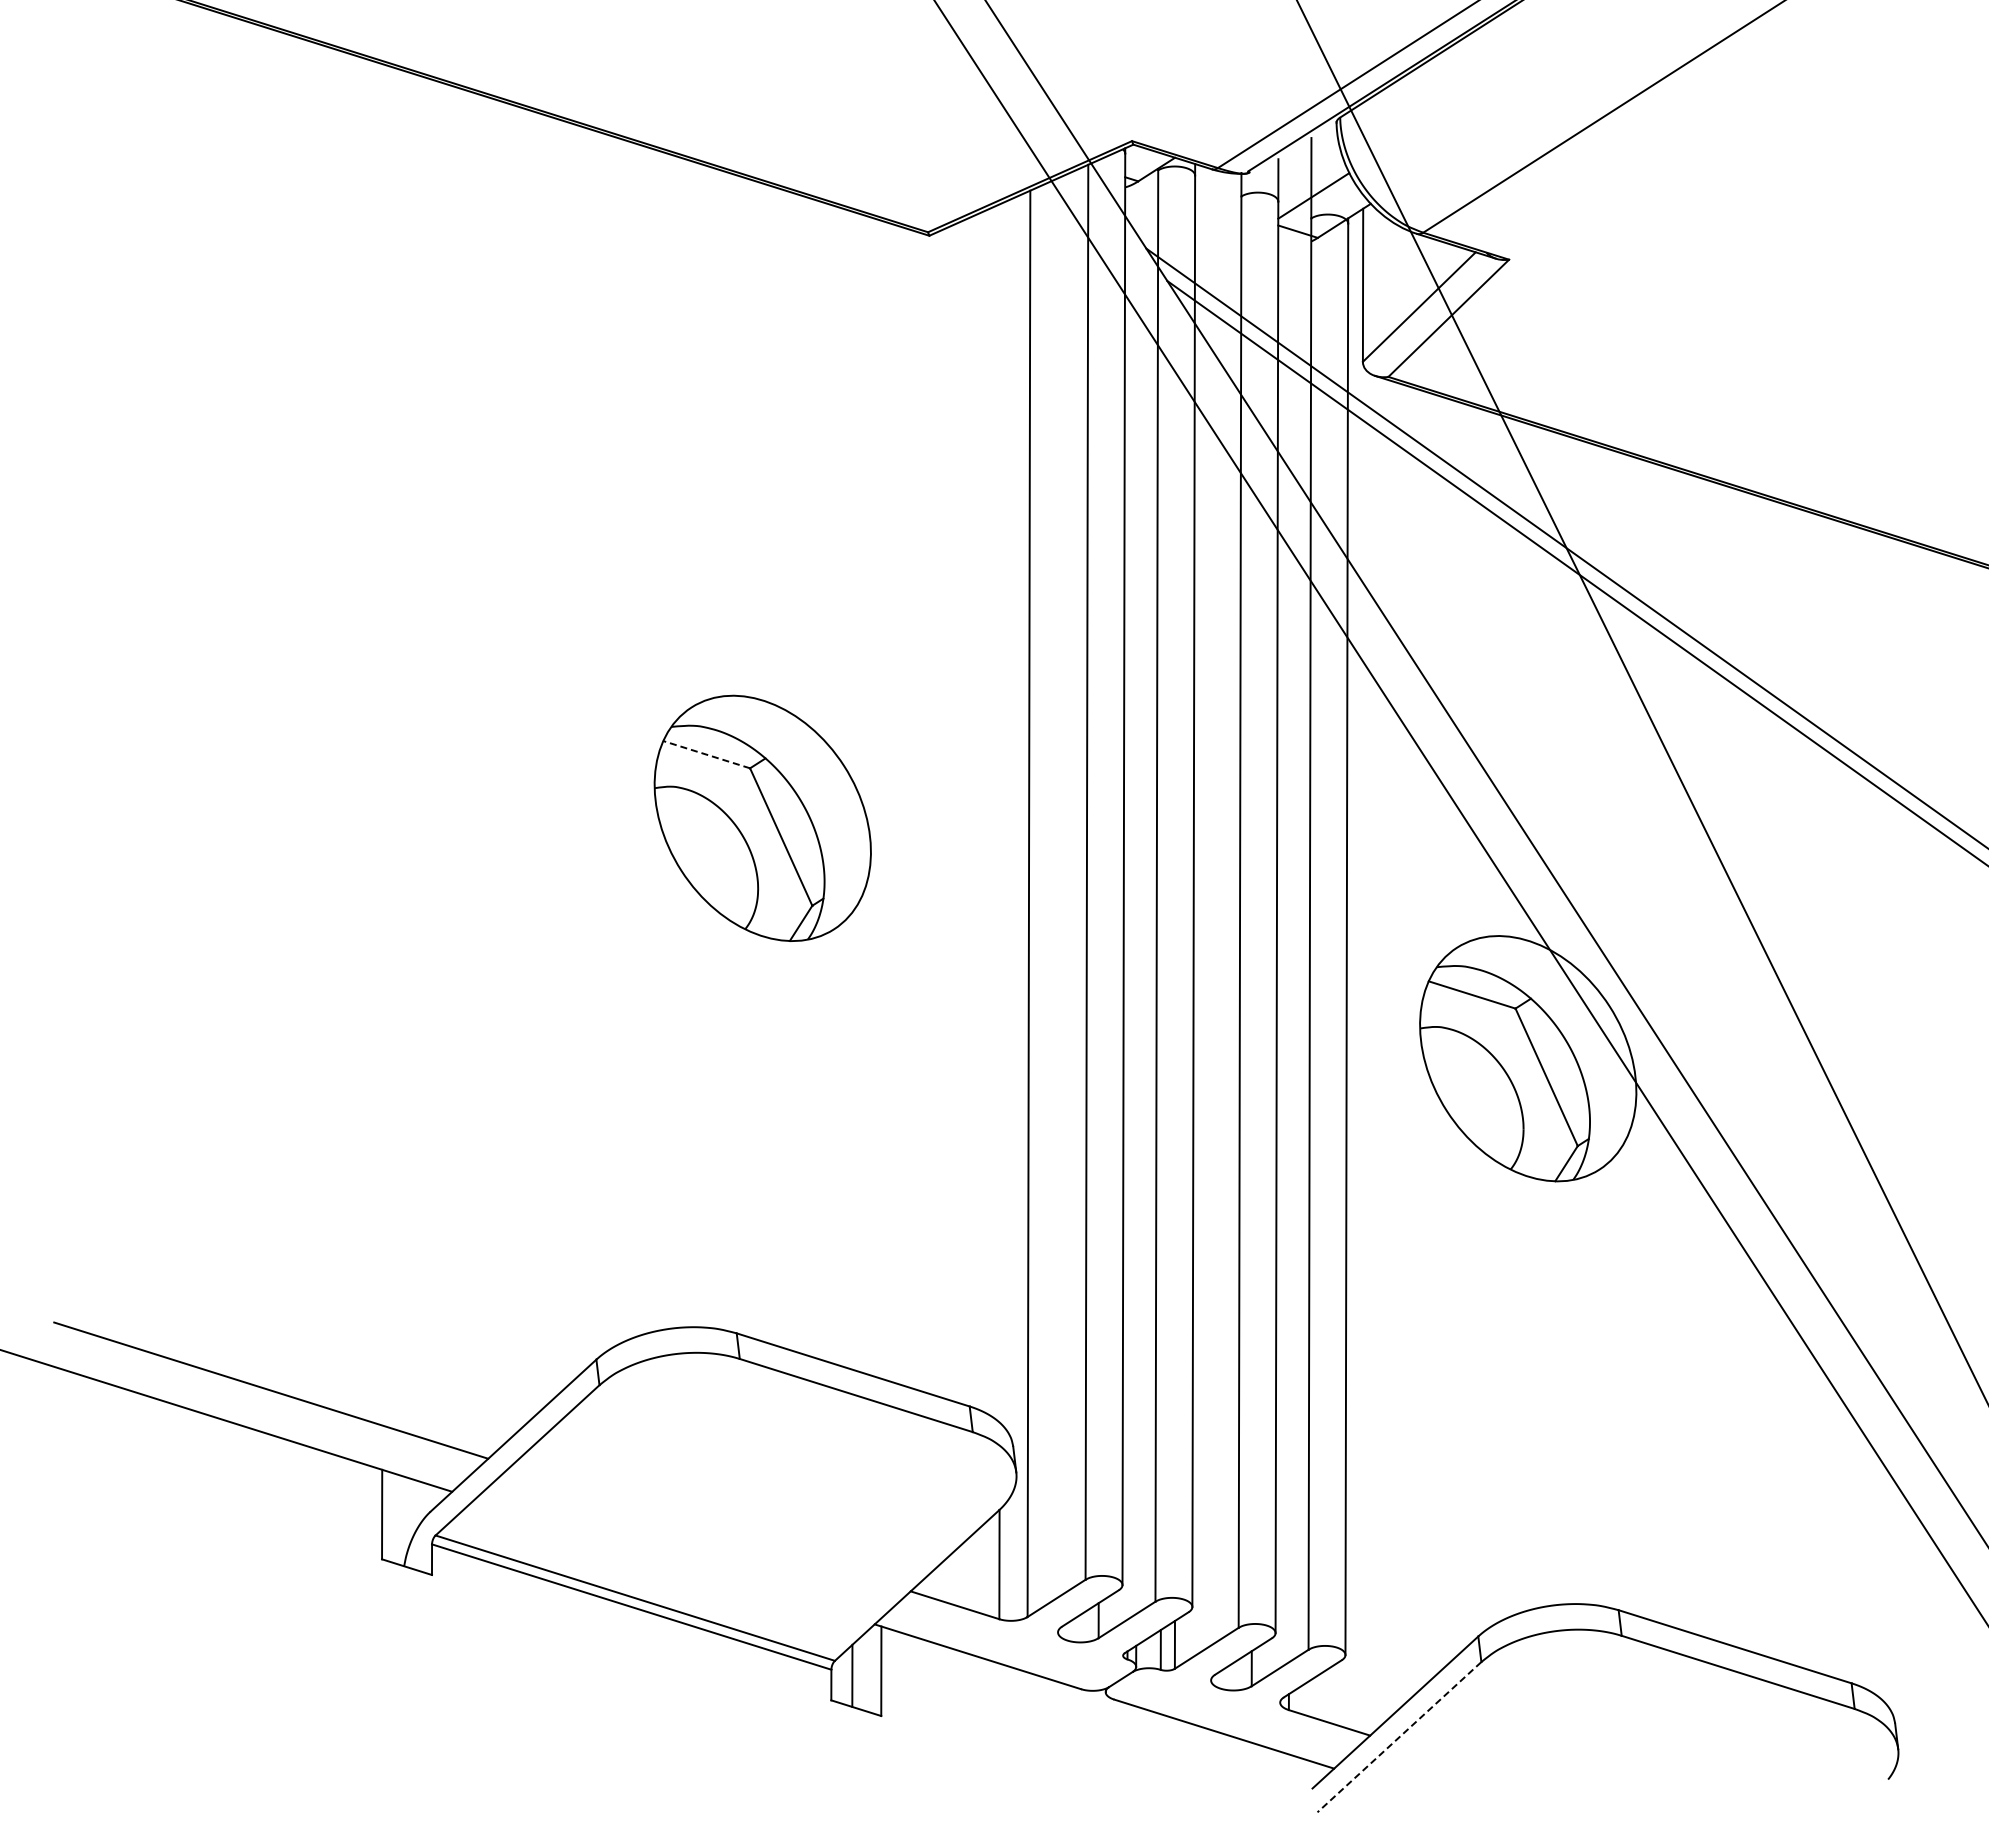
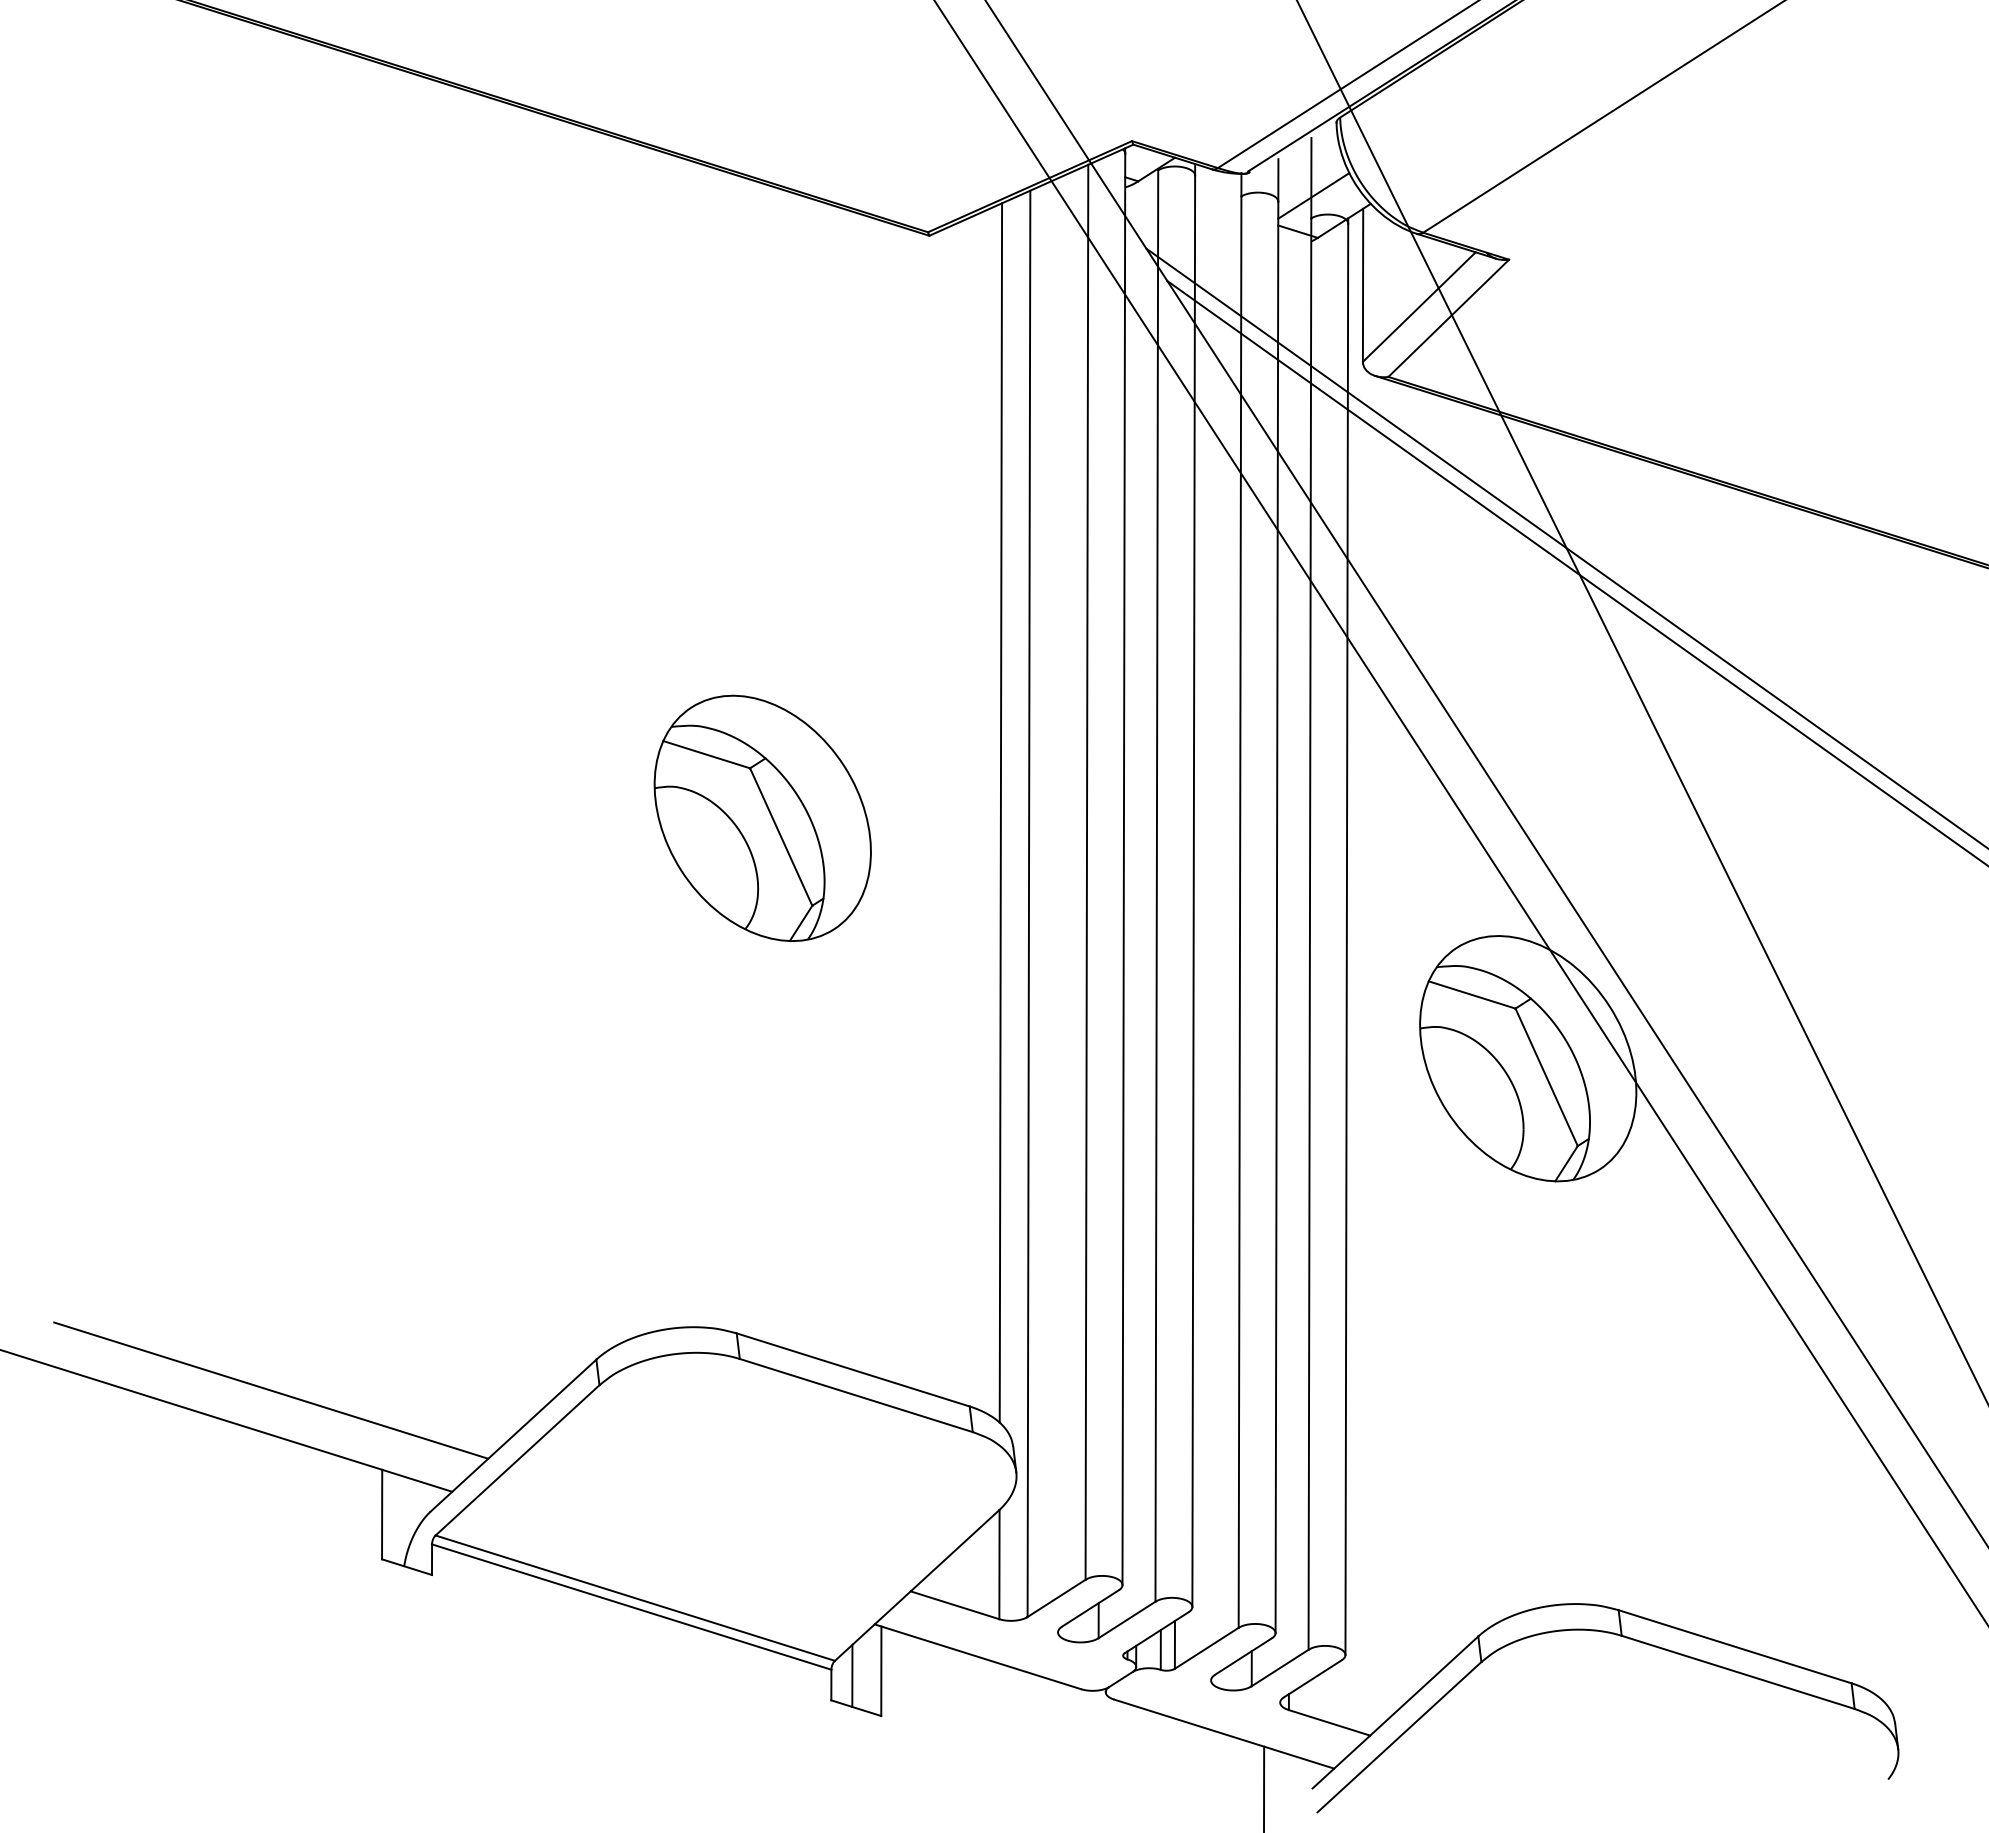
line: dashed -> solid (706, 754)
line: none -> present (1000, 812)
line: dashed -> solid (1399, 1737)
line: none -> present (1264, 1787)
